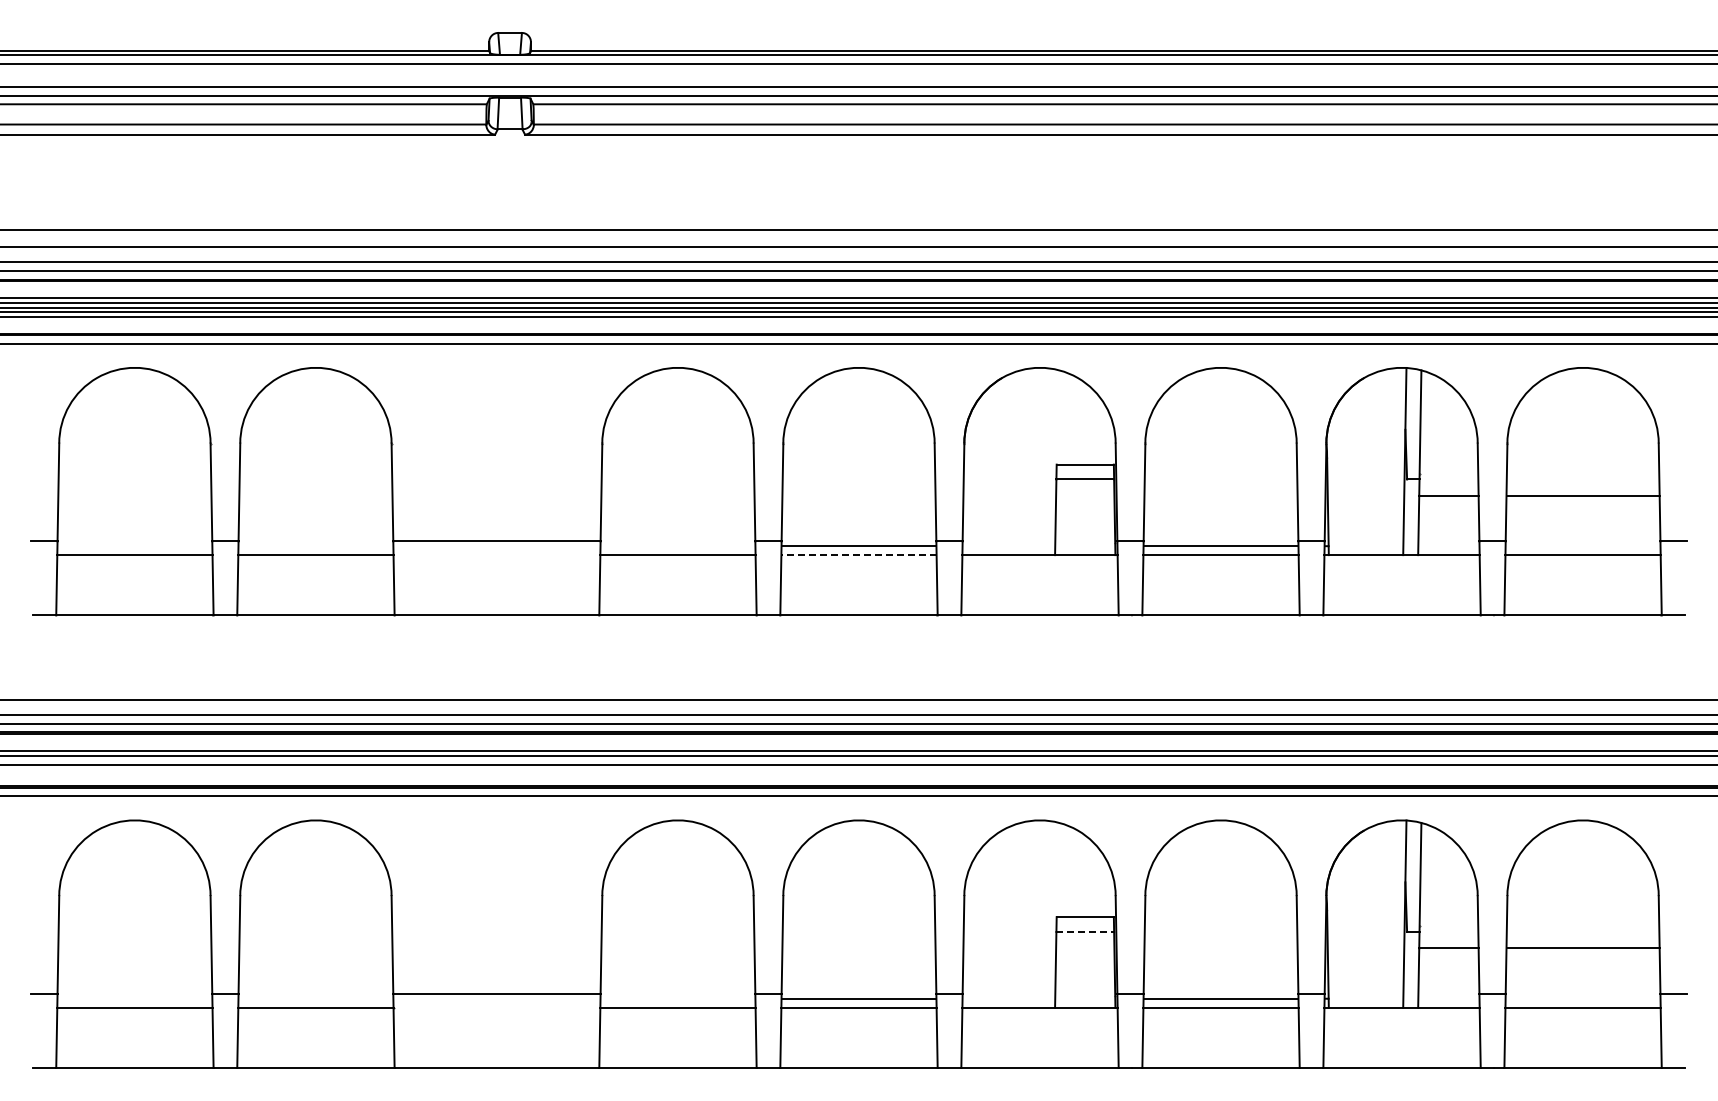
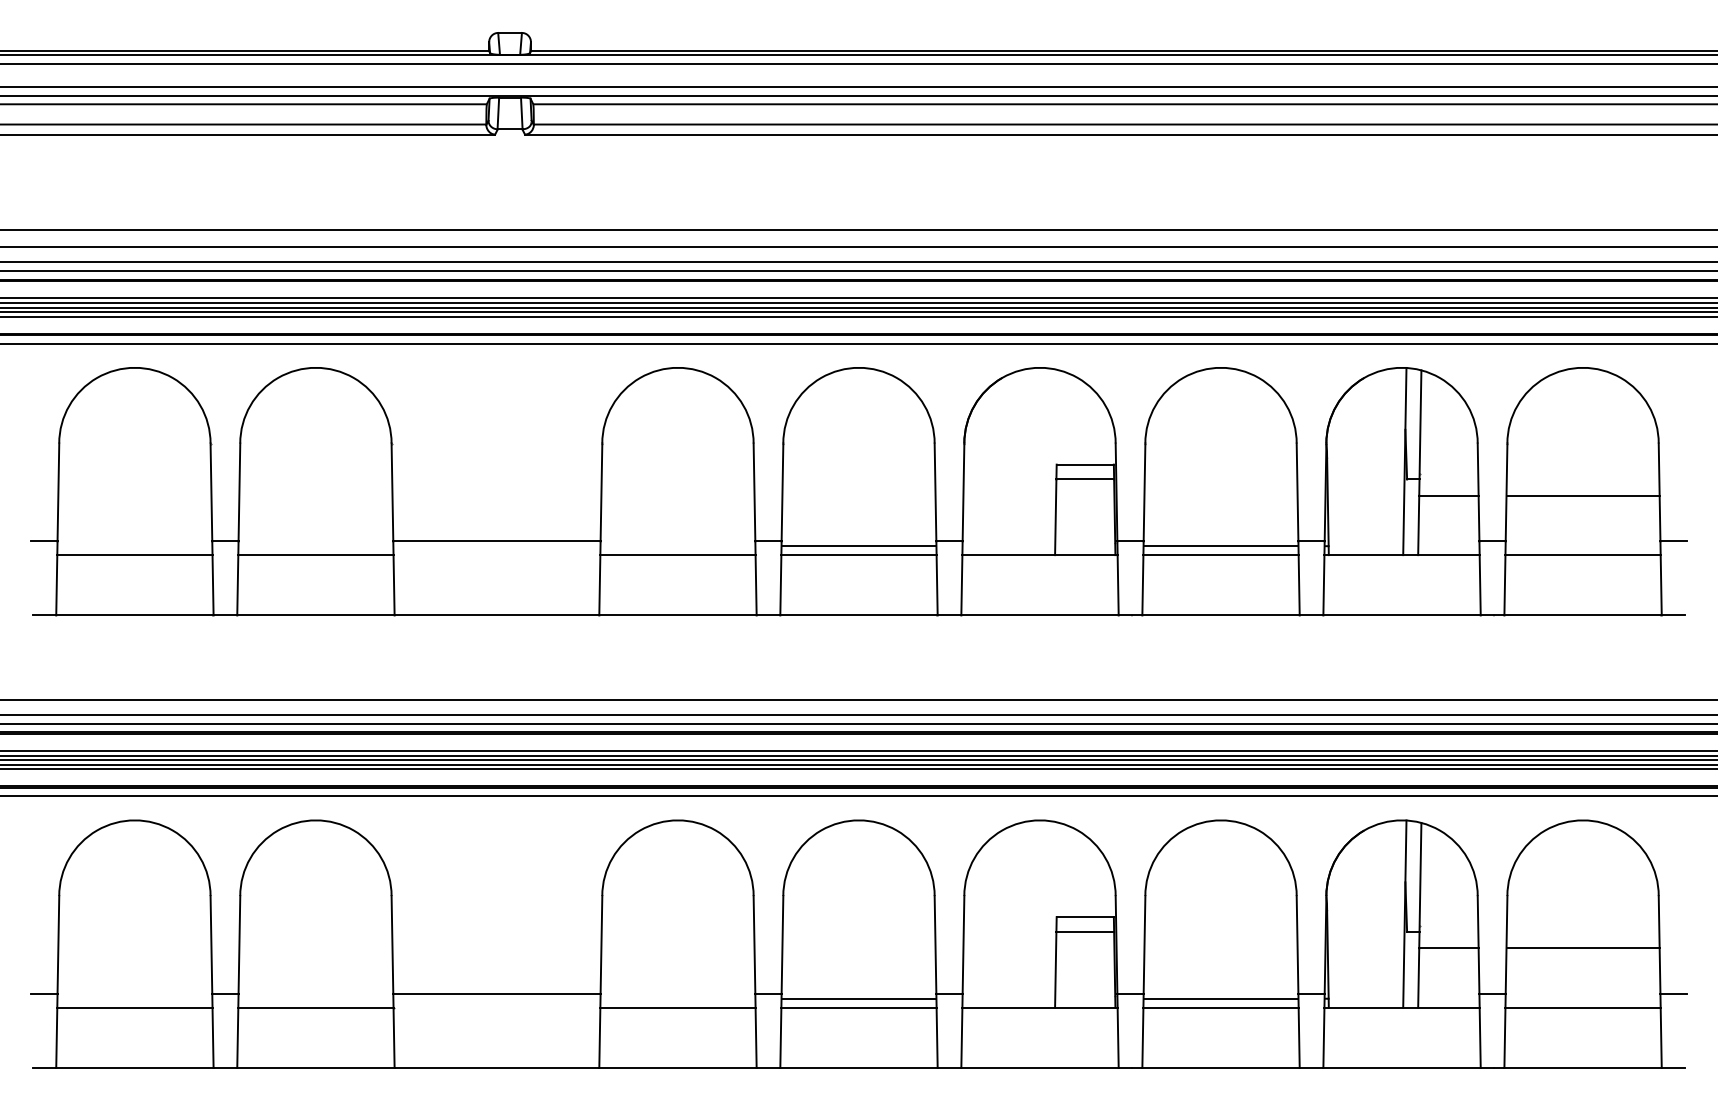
line: dashed -> solid (859, 555)
line: none -> present (858, 760)
line: none -> present (858, 769)
line: dashed -> solid (1085, 931)
